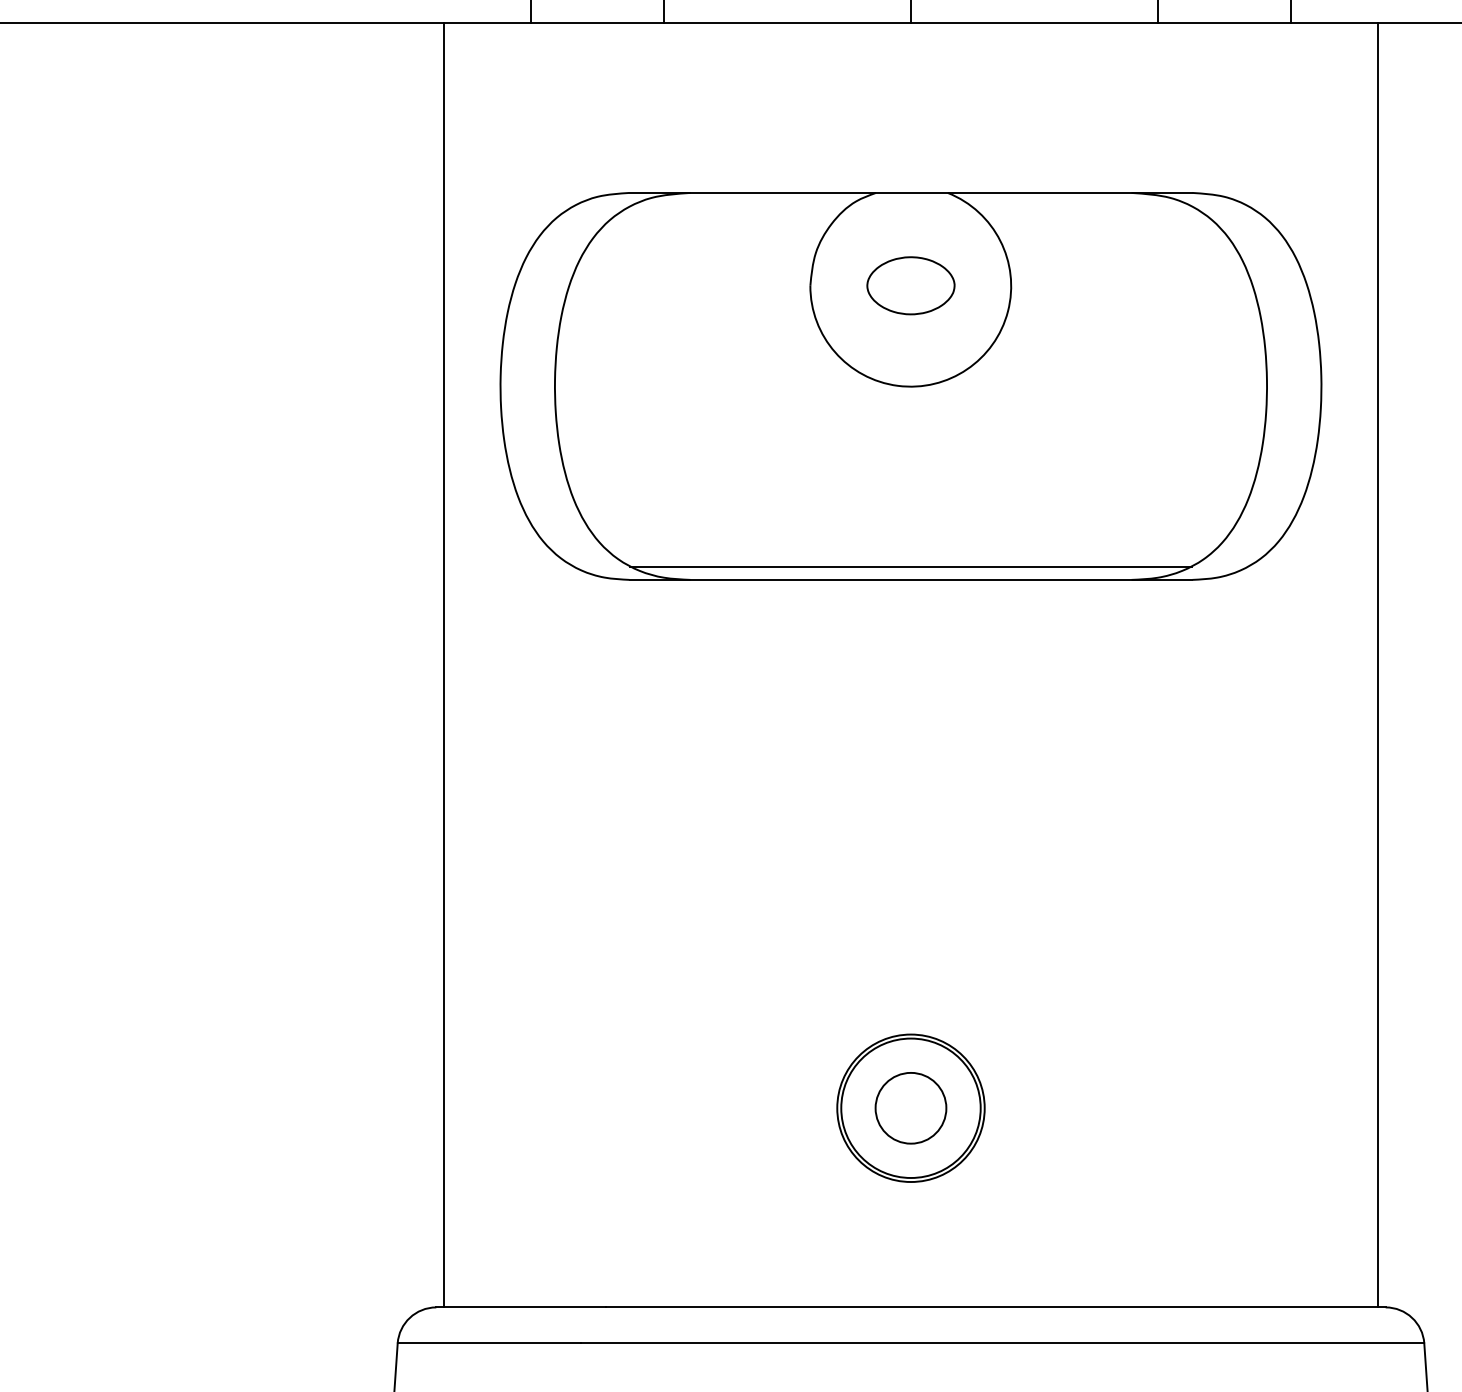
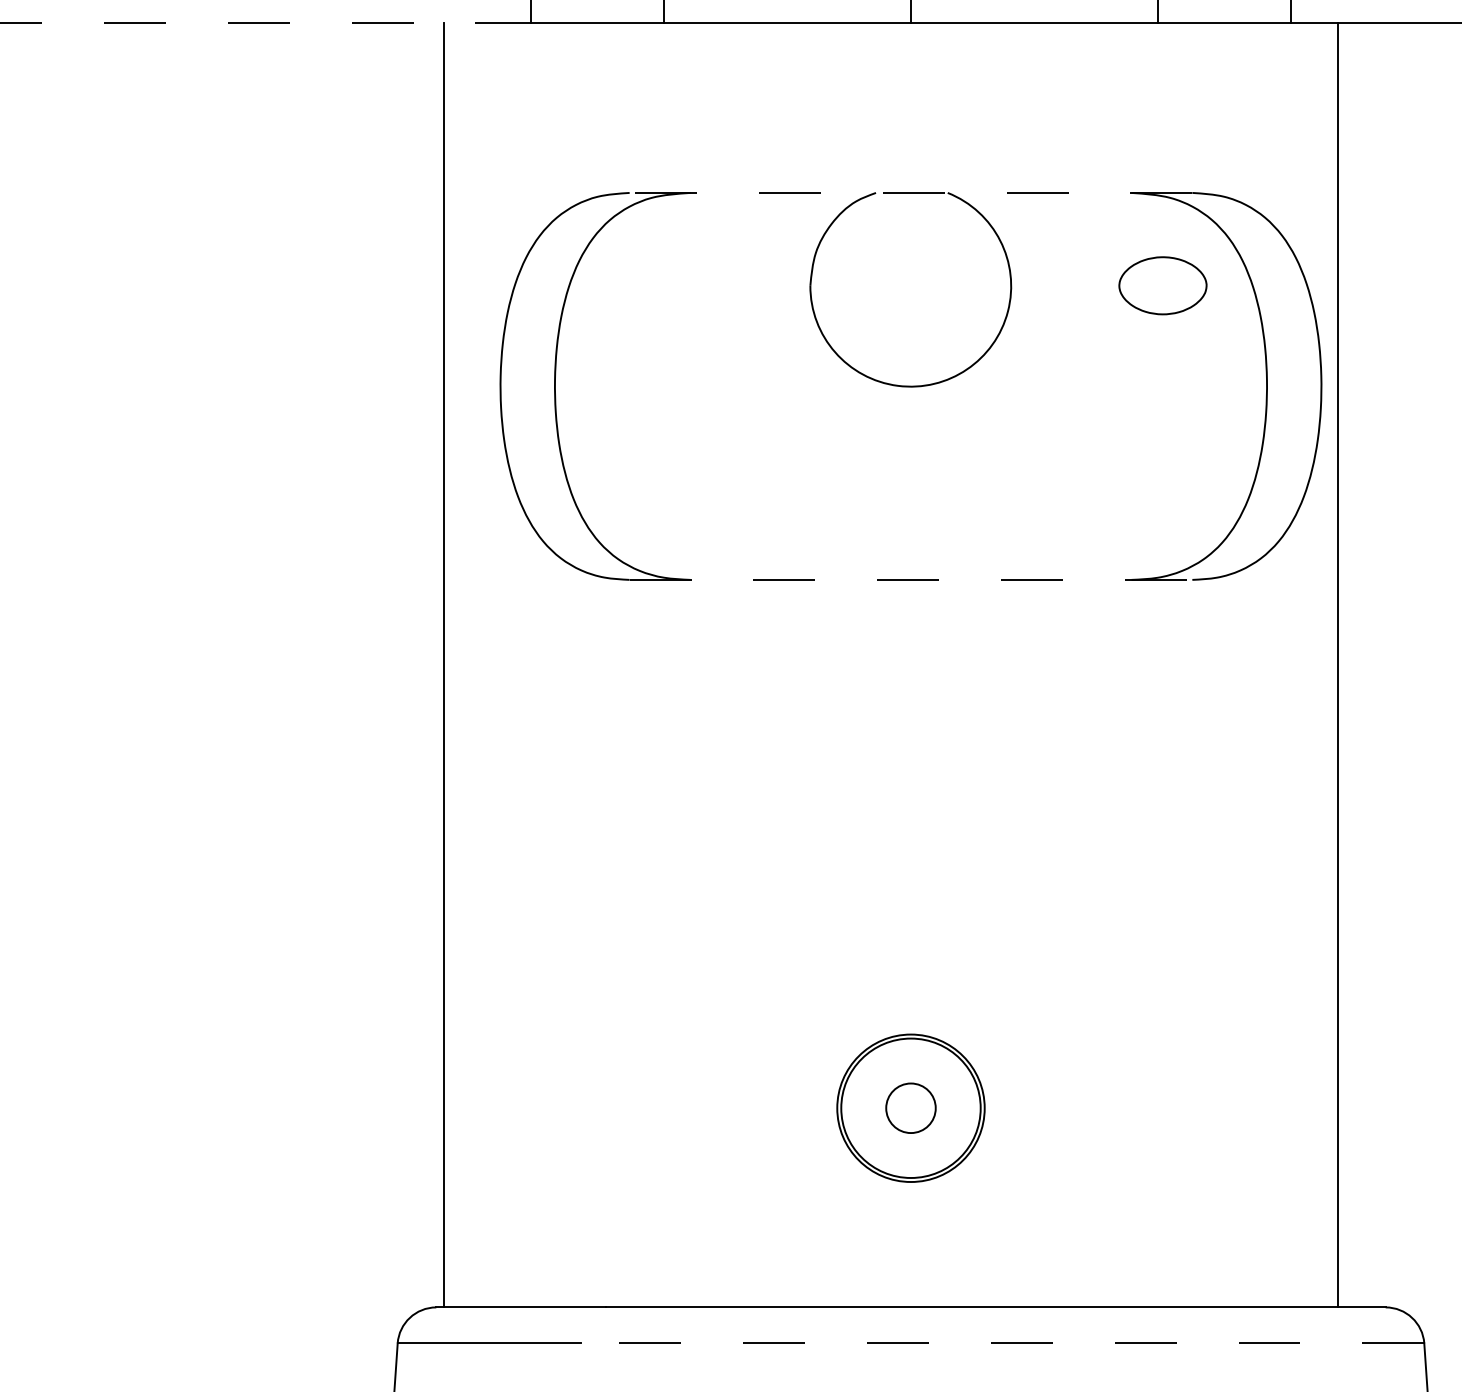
line: solid -> dashed (266, 22)
line: solid -> dashed (910, 192)
part position: (910, 285) -> (1162, 285) (1162, 285)
line: present -> none (910, 566)
line: solid -> dashed (911, 579)
line position: (1377, 664) -> (1337, 664) (1337, 664)
circle diameter: 71 px -> 50 px (910, 1108)
line: solid -> dashed (1002, 1343)
